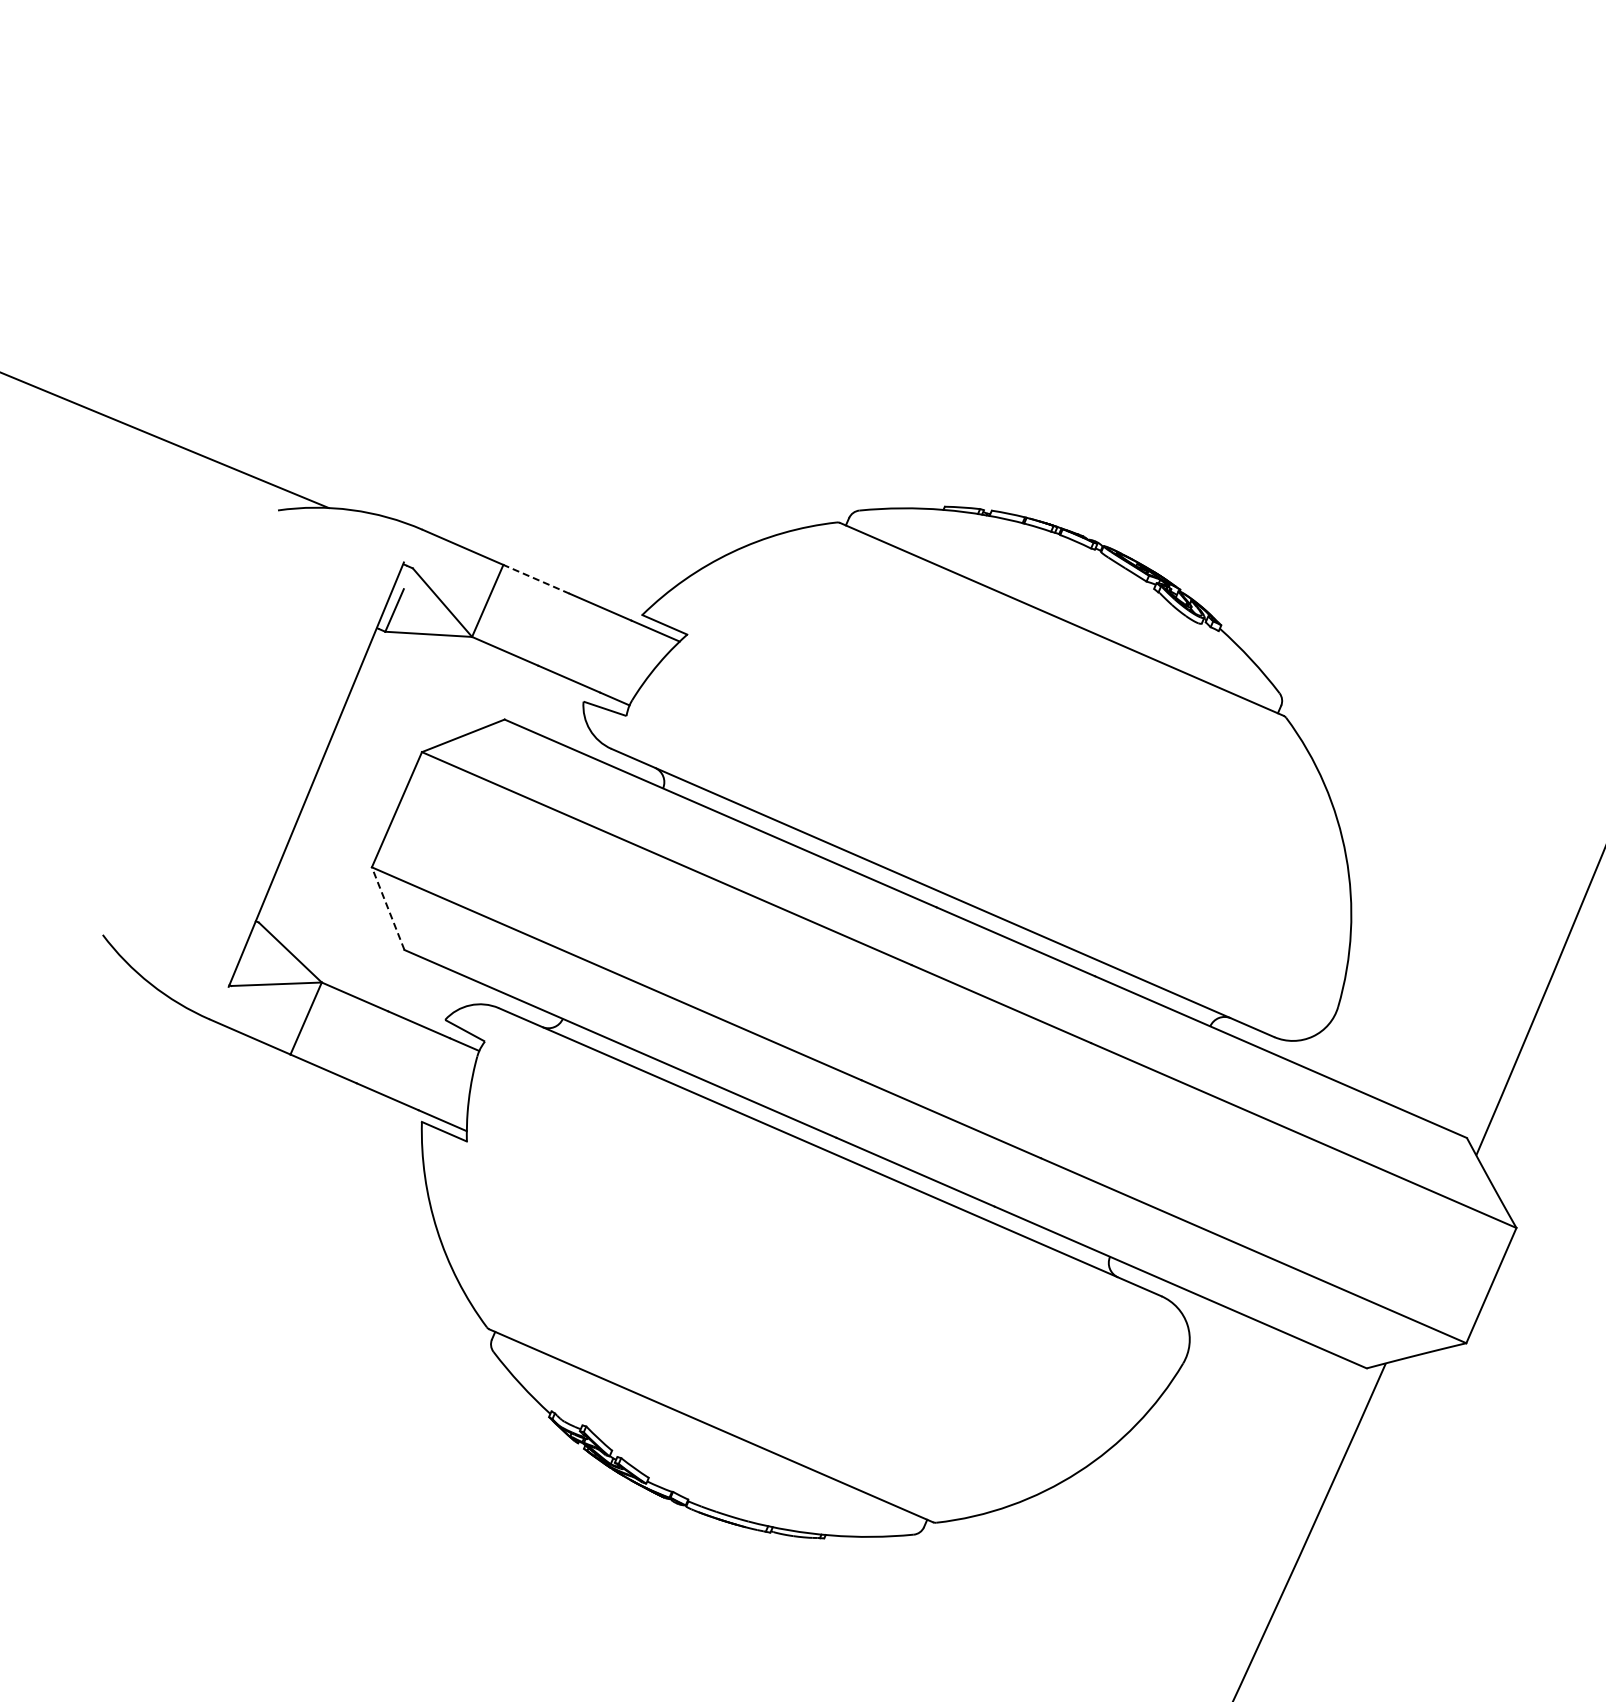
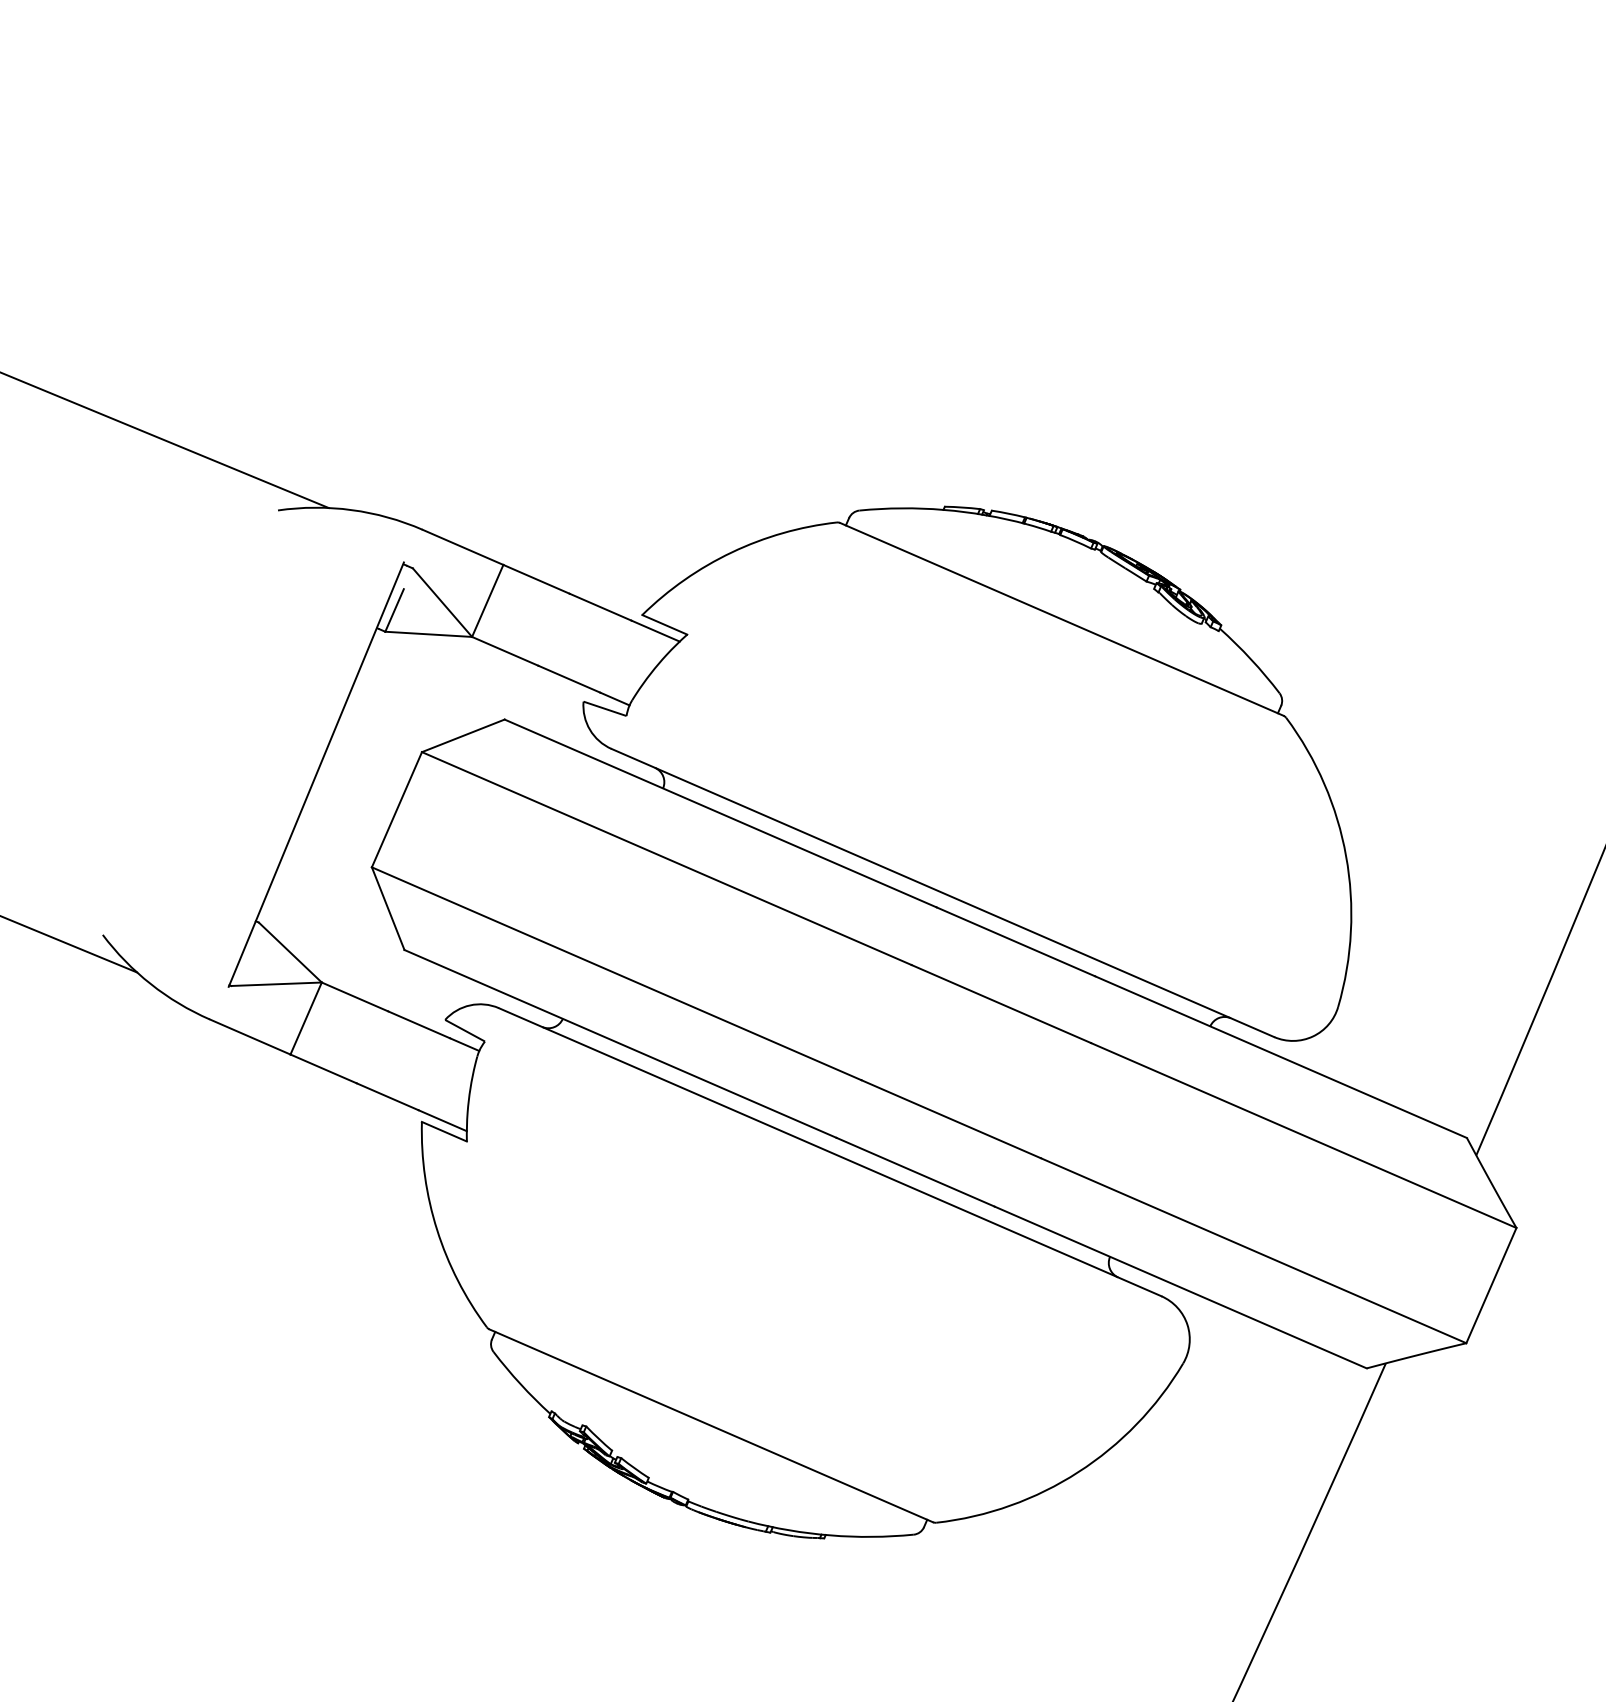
line: dashed -> solid (536, 579)
line: dashed -> solid (388, 908)
line: none -> present (69, 944)
